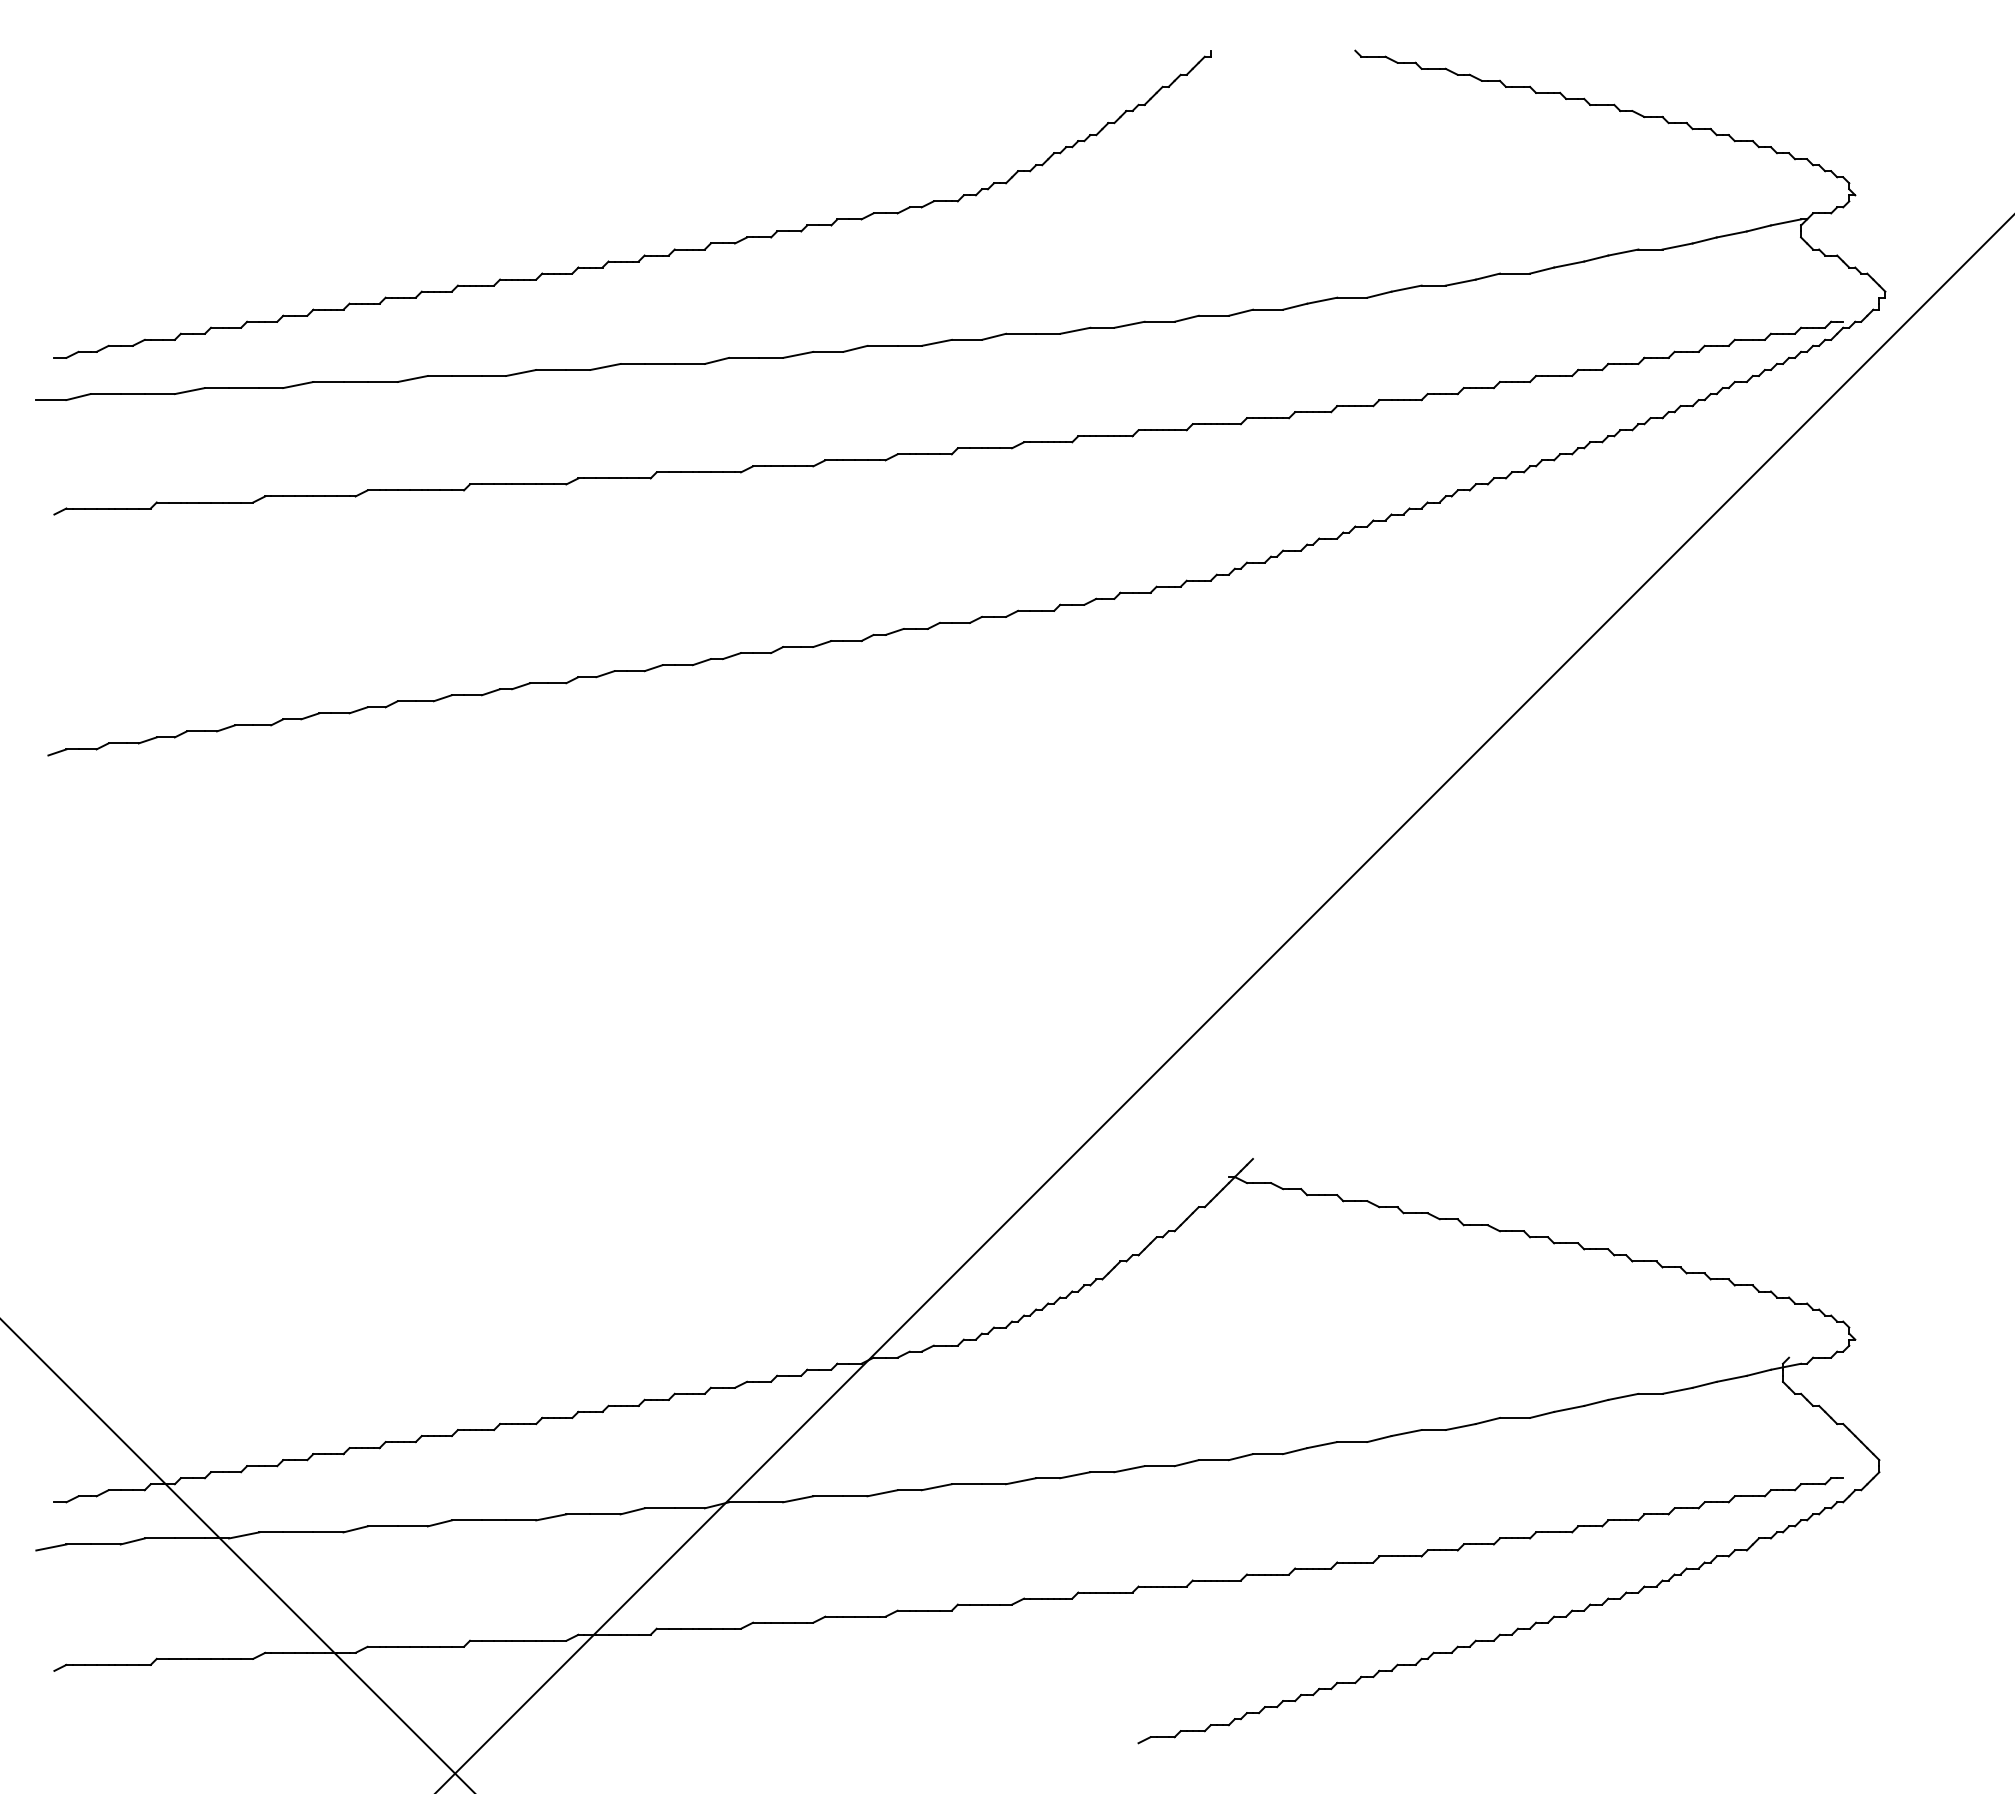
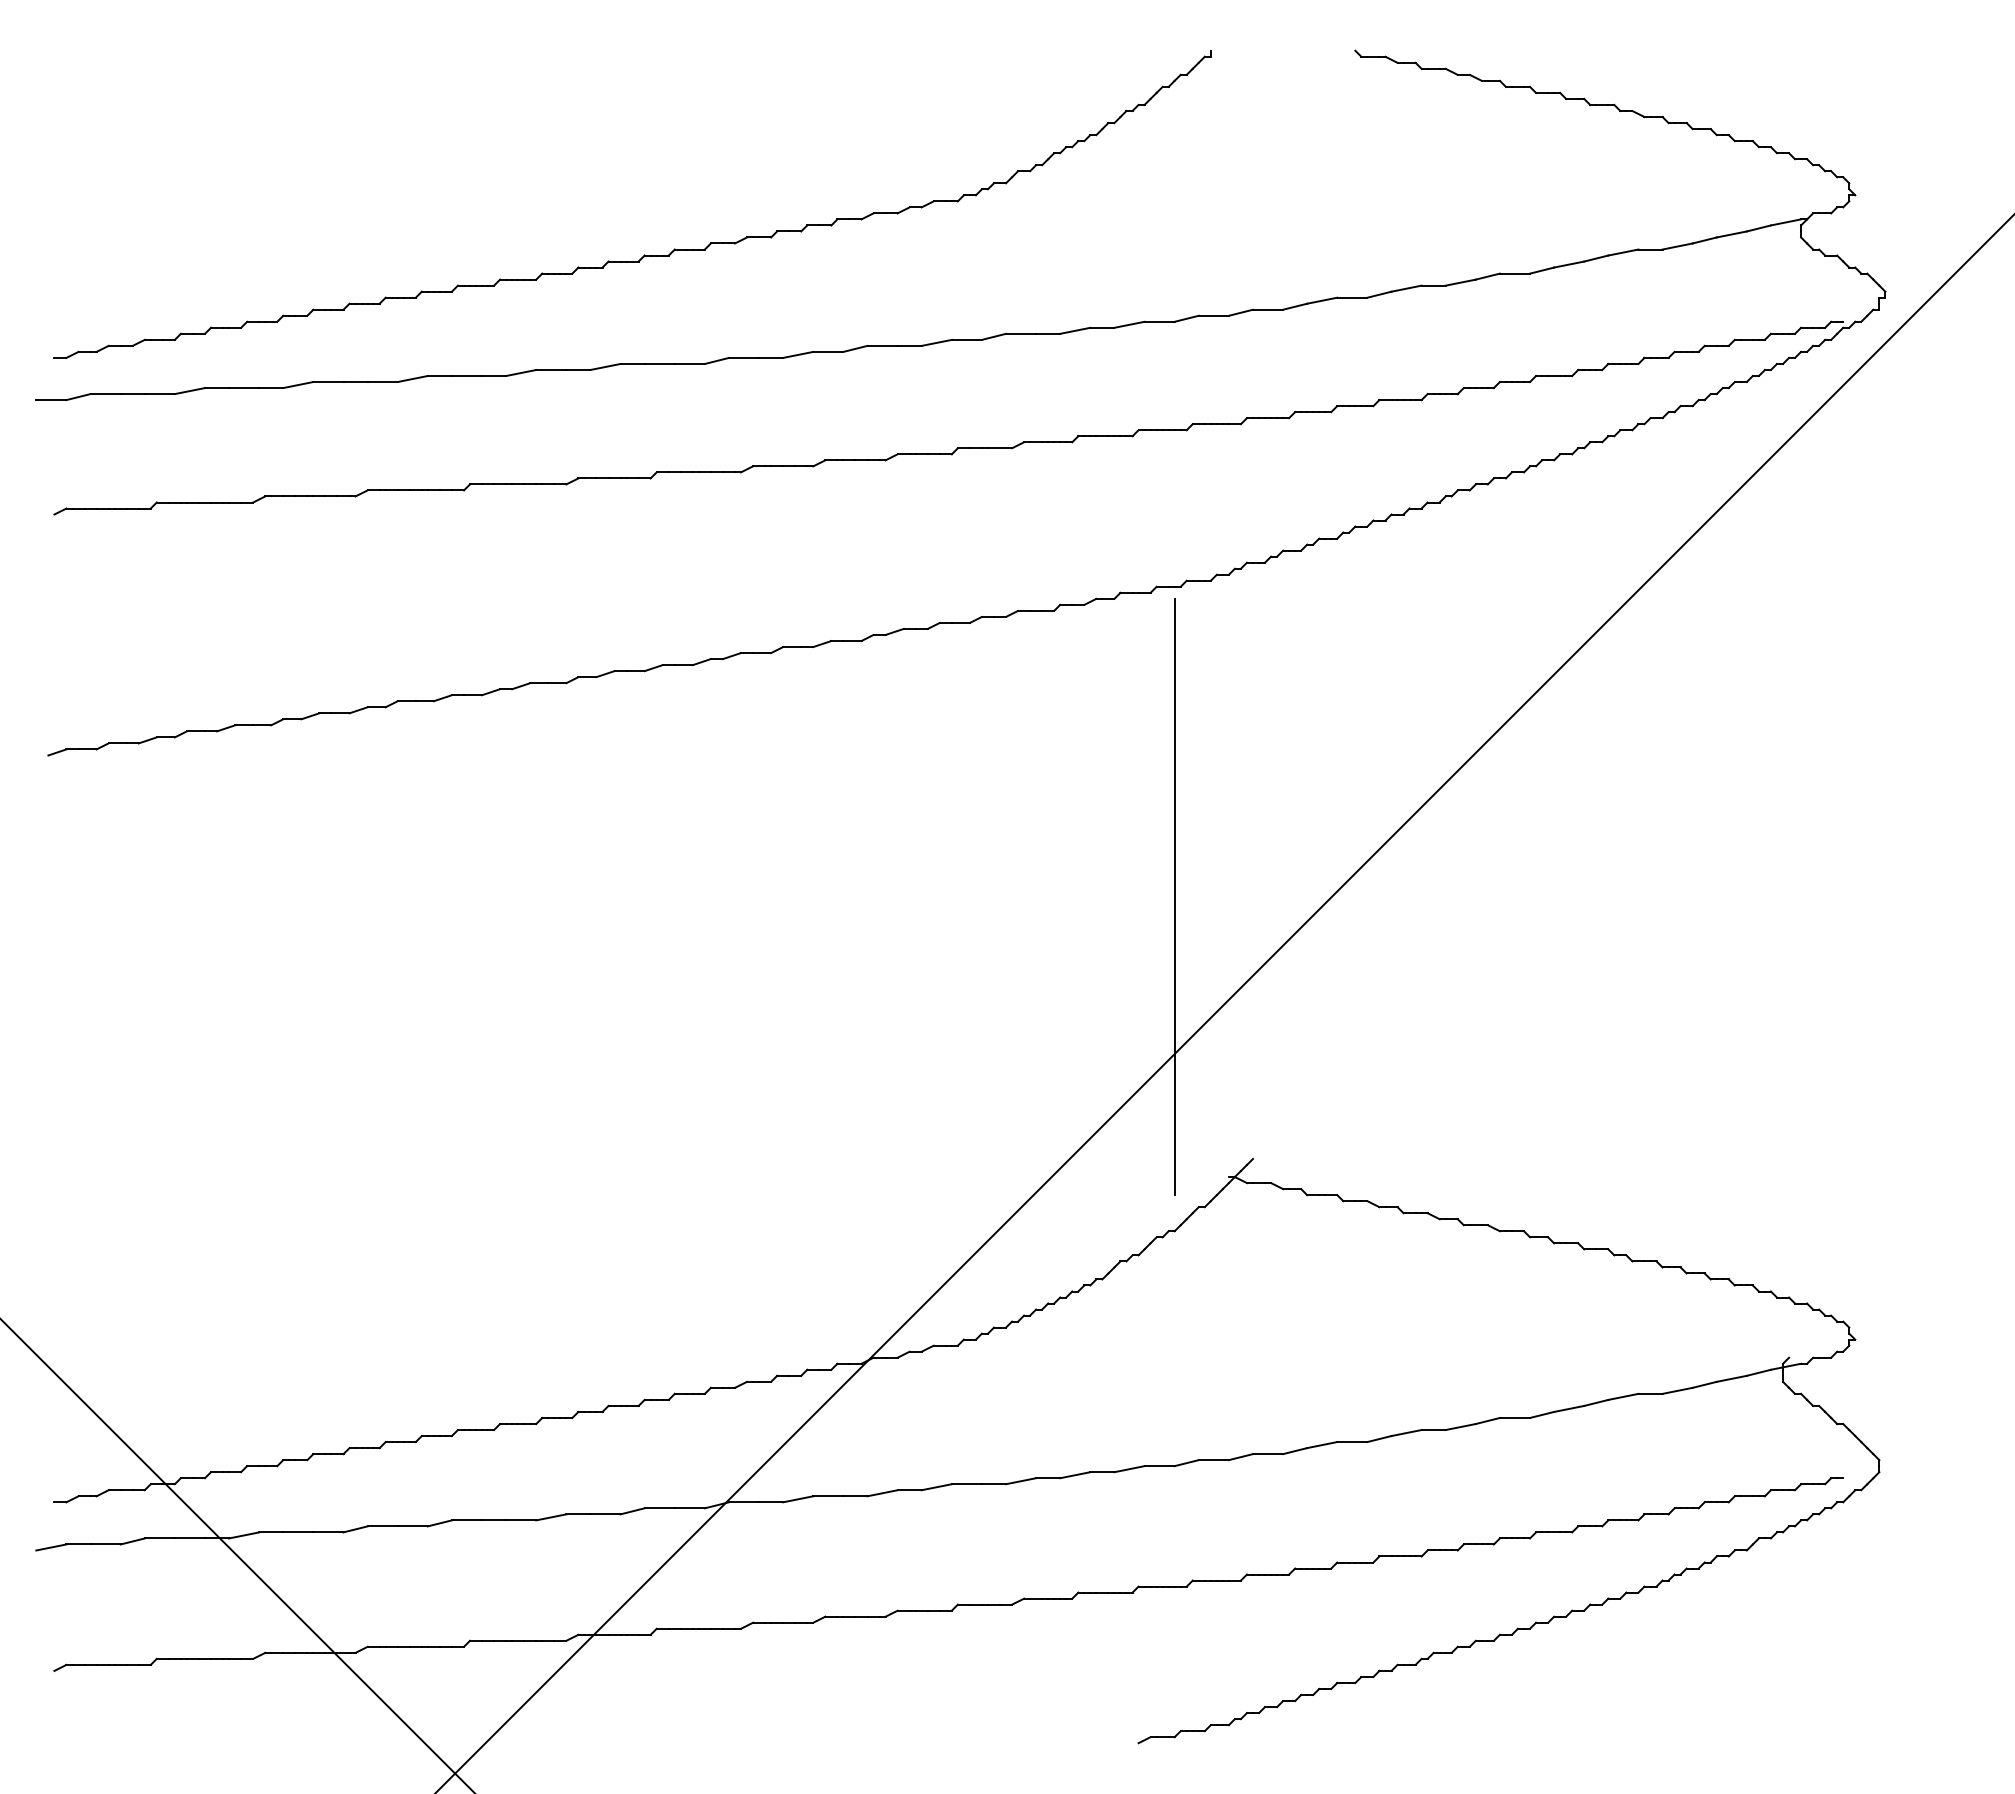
line: none -> present (1174, 896)
